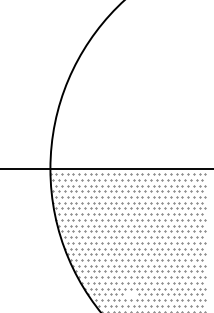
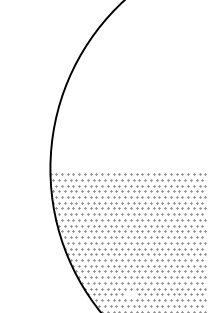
line: present -> none (106, 169)
